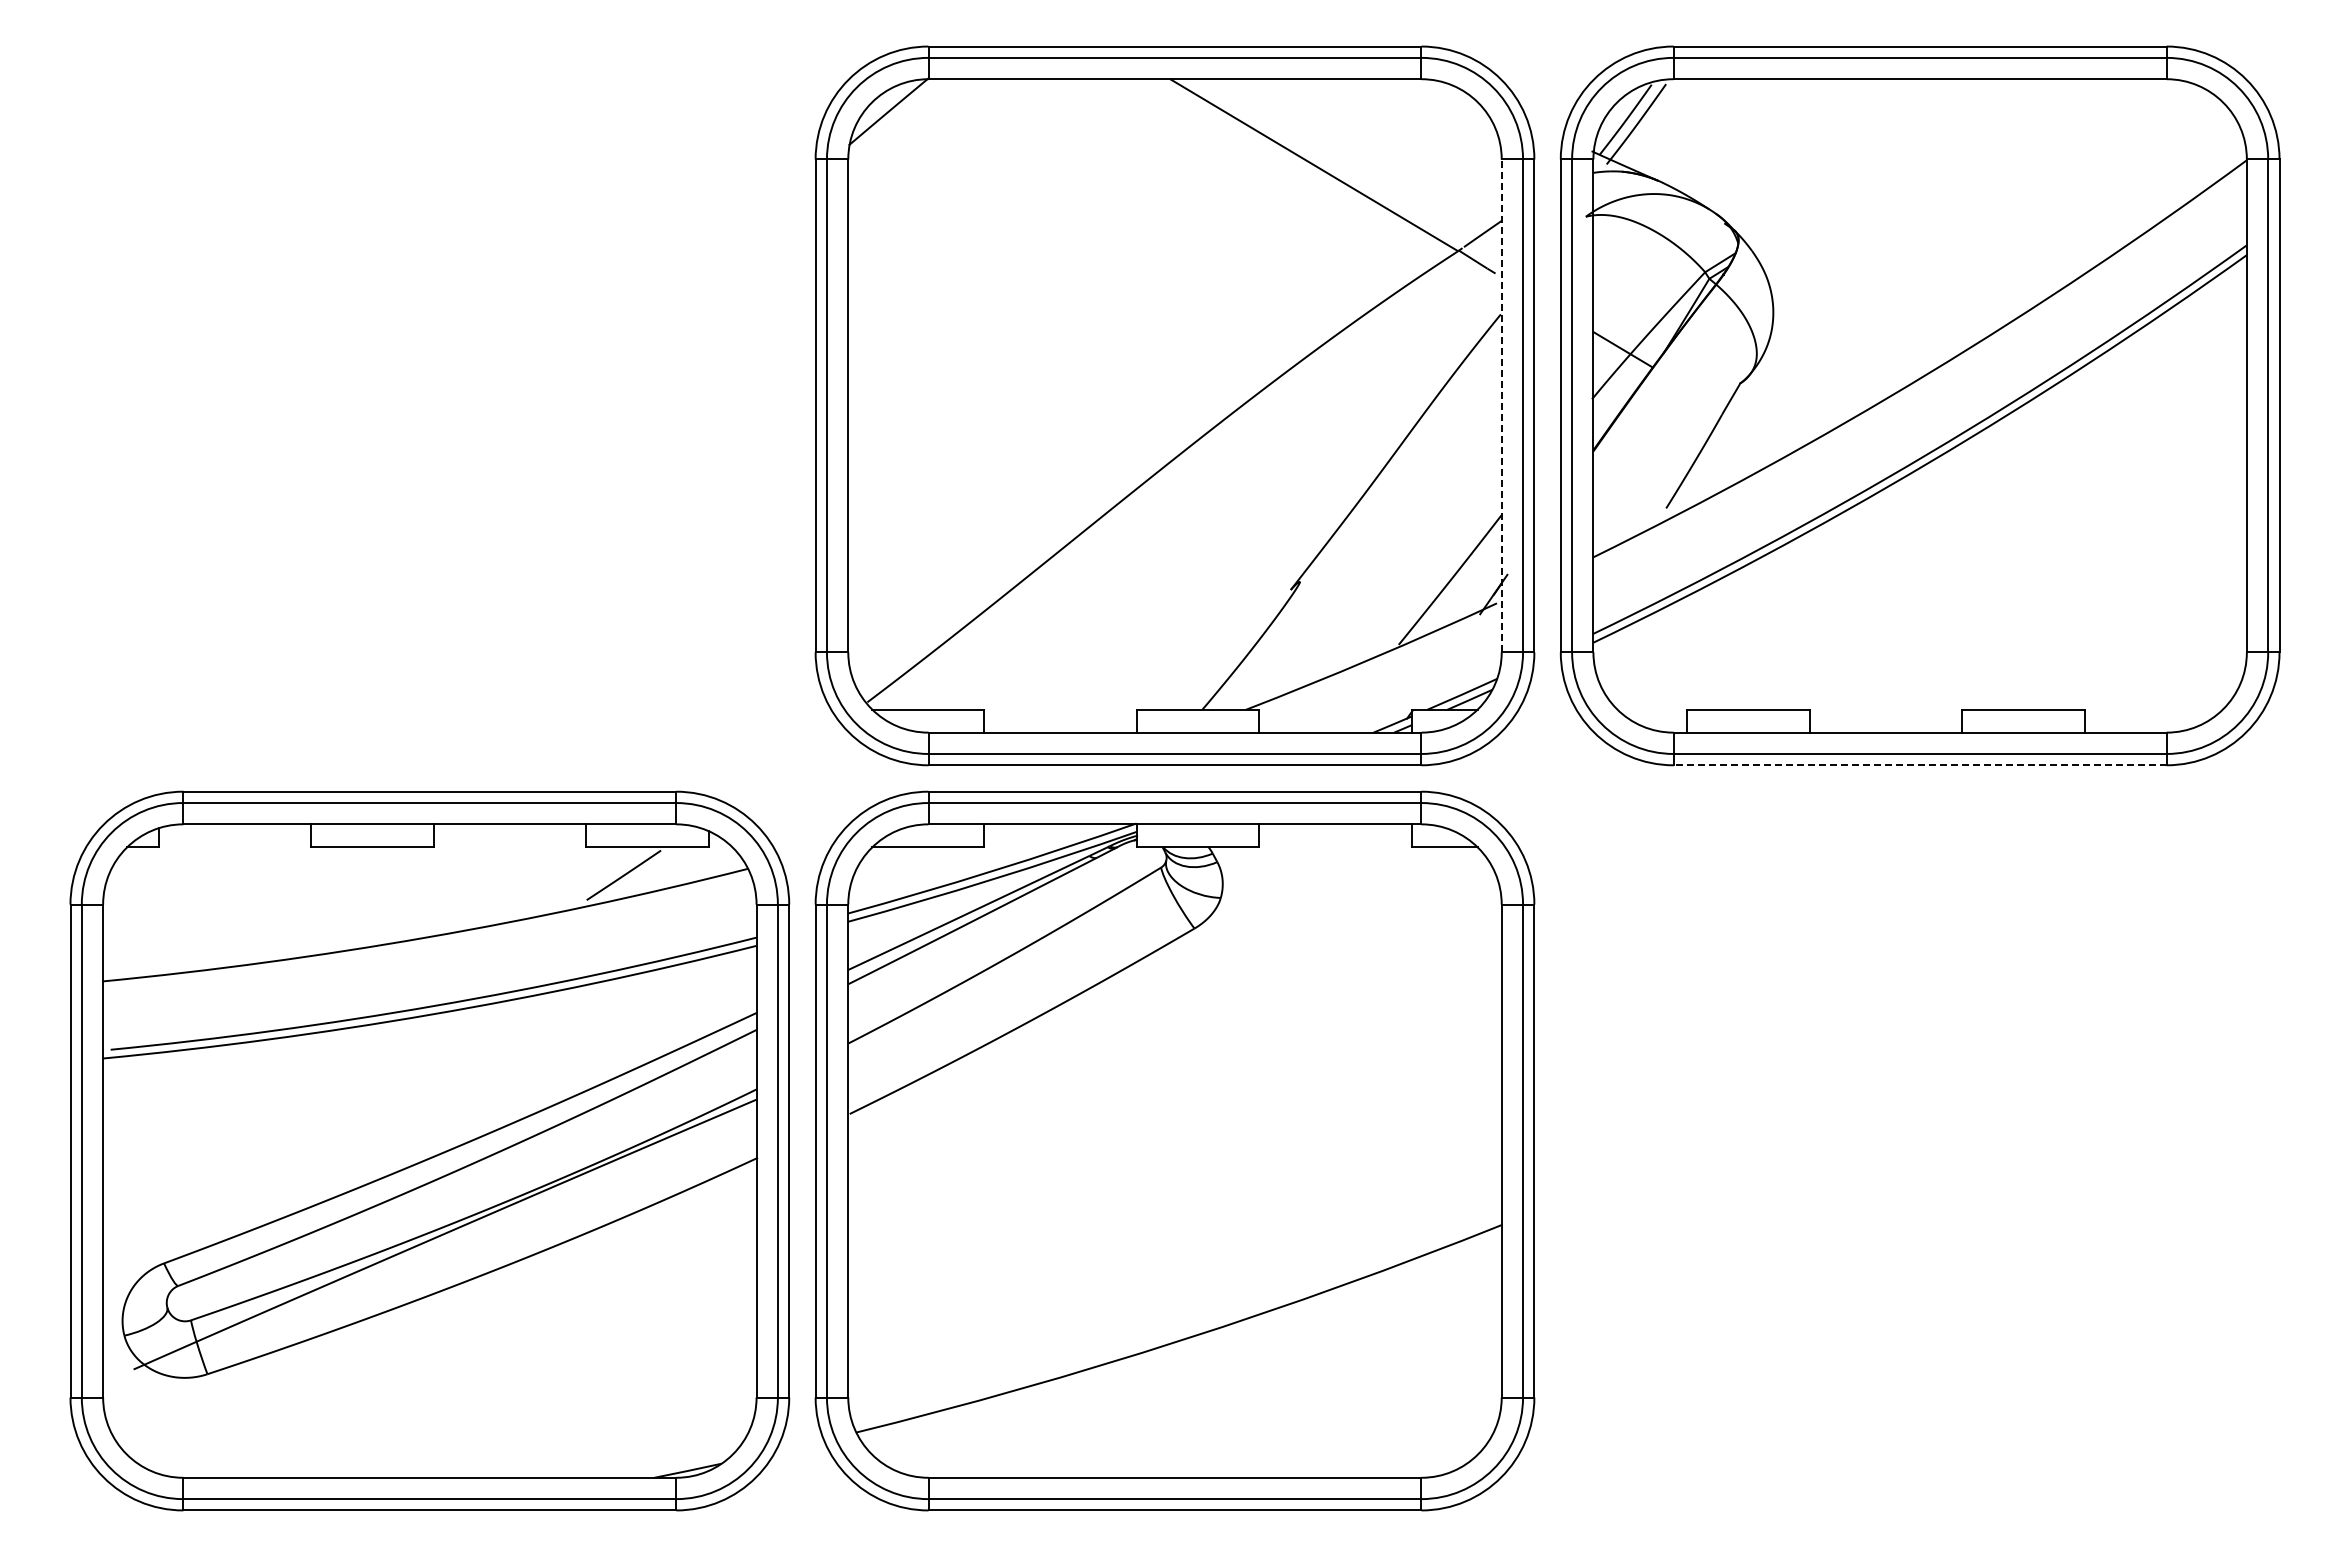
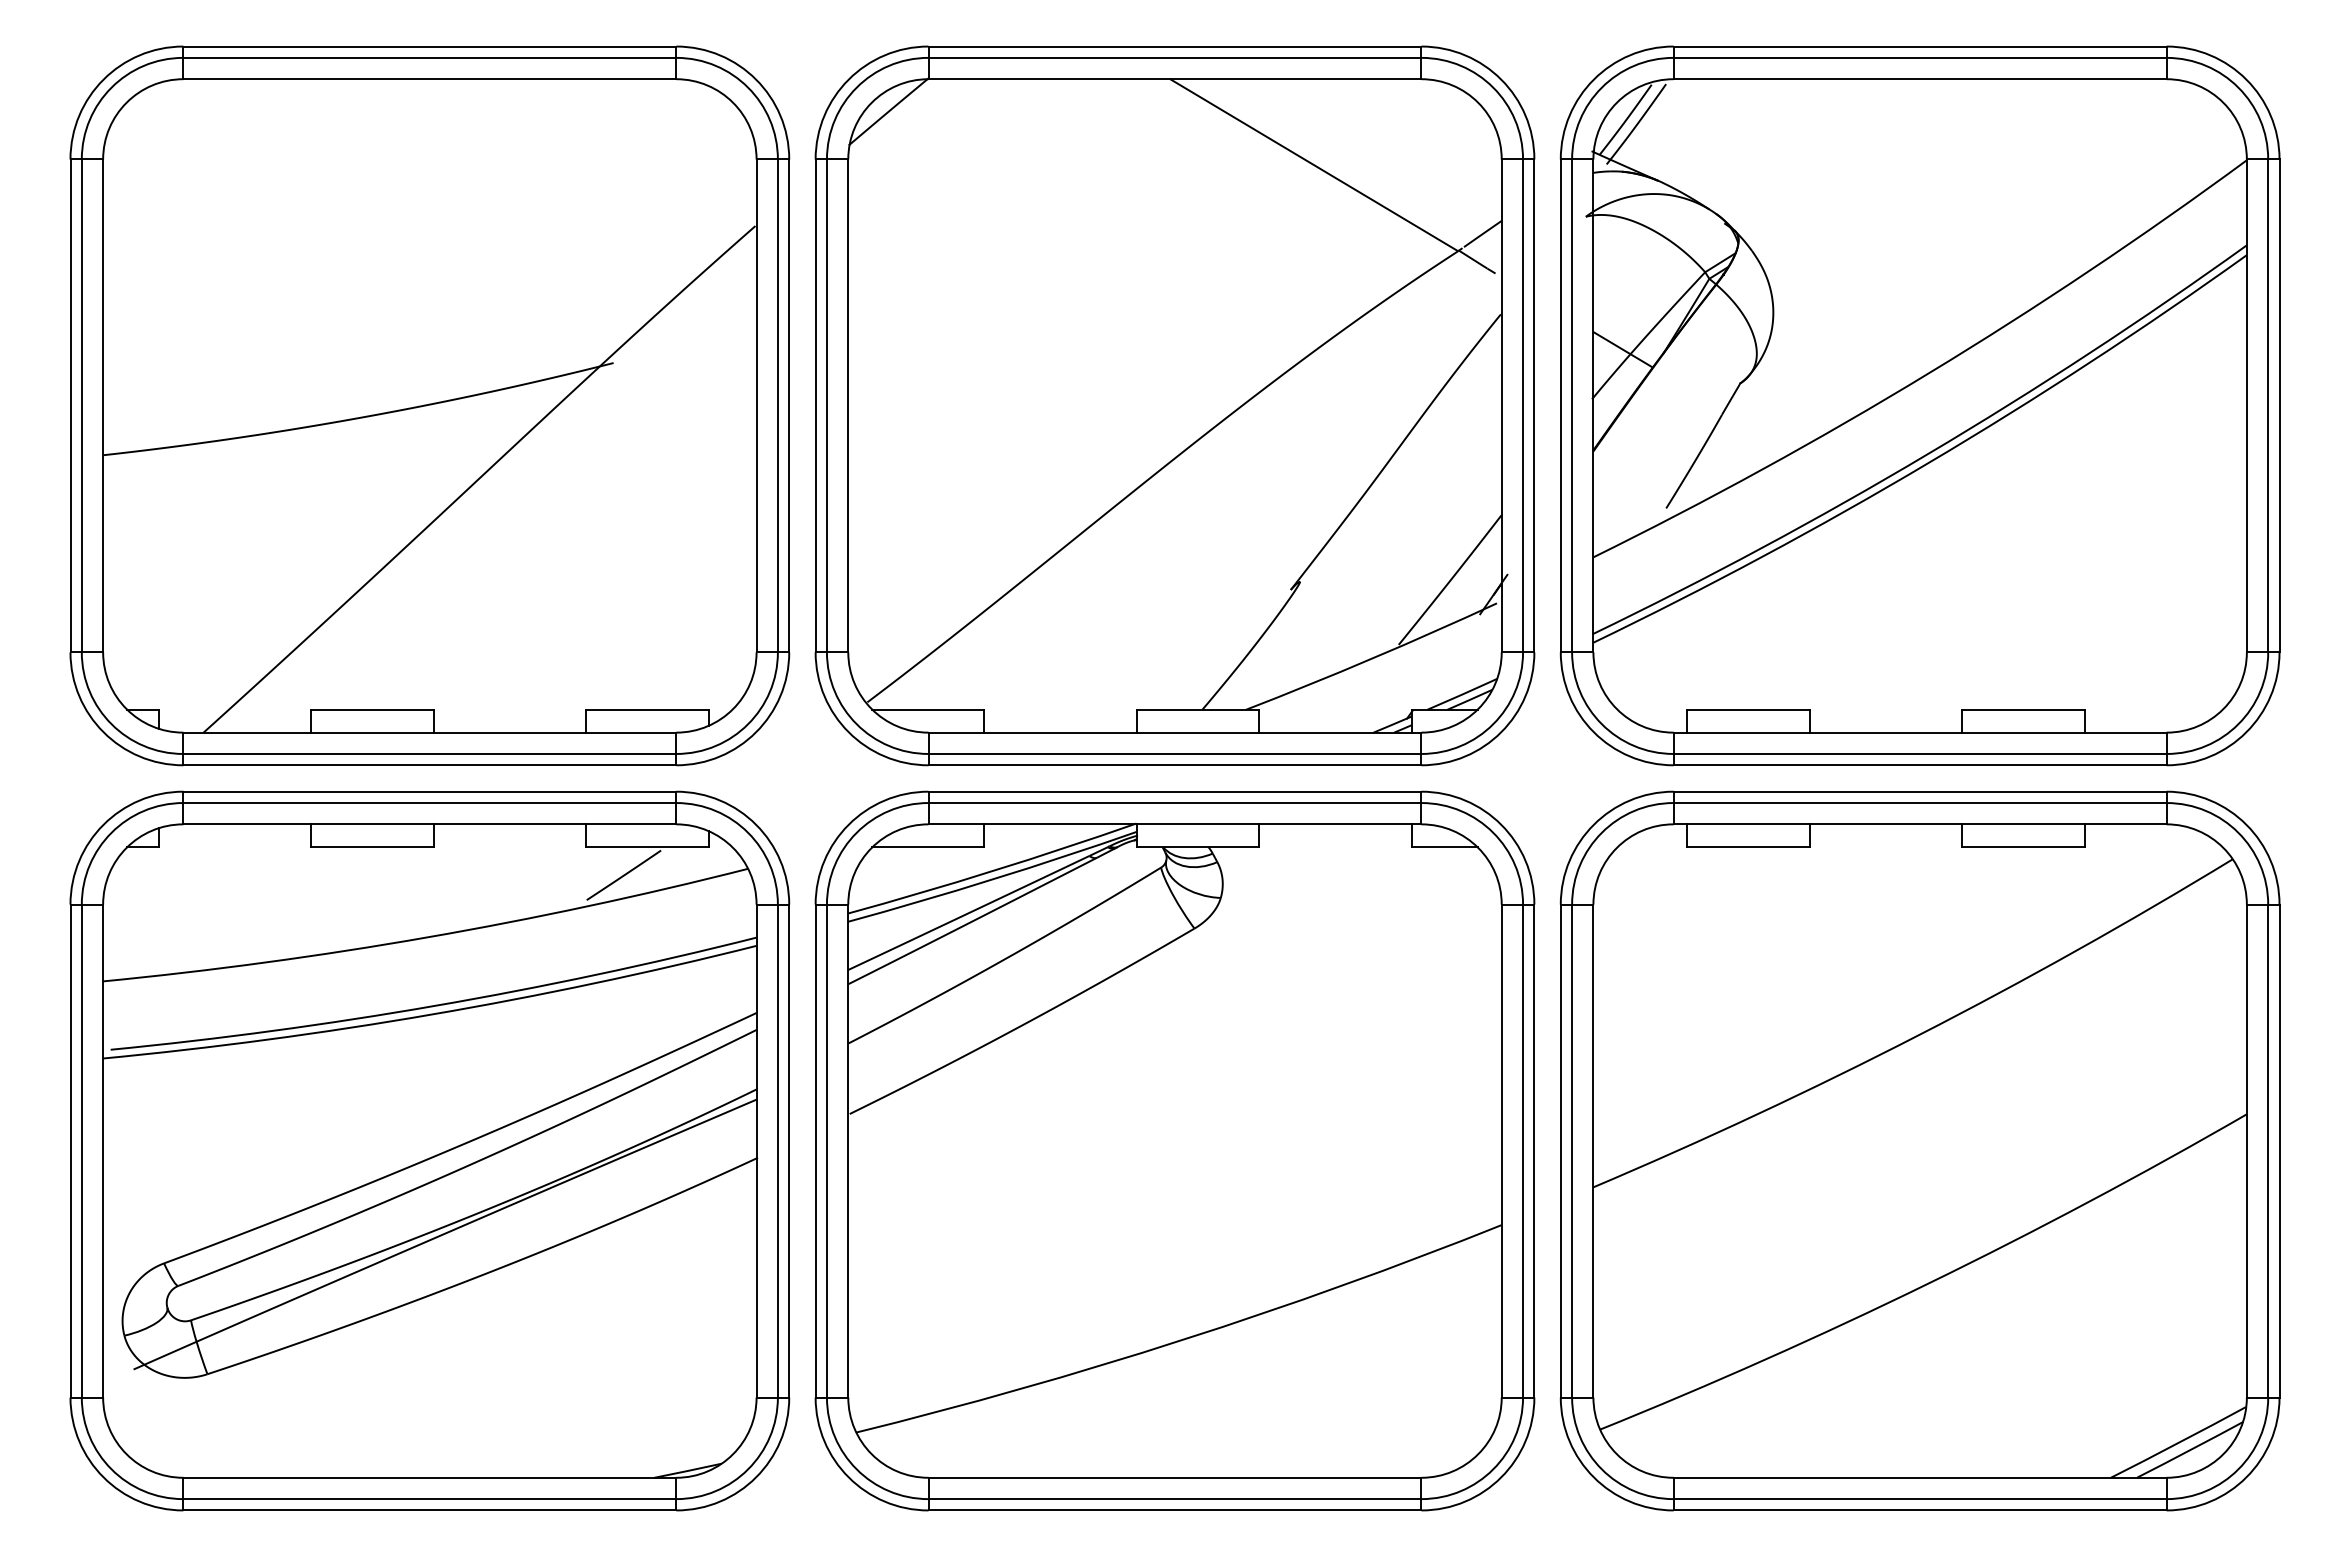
part: none -> present (429, 405)
line: dashed -> solid (1501, 405)
line: dashed -> solid (1919, 765)
part: none -> present (1919, 1150)
